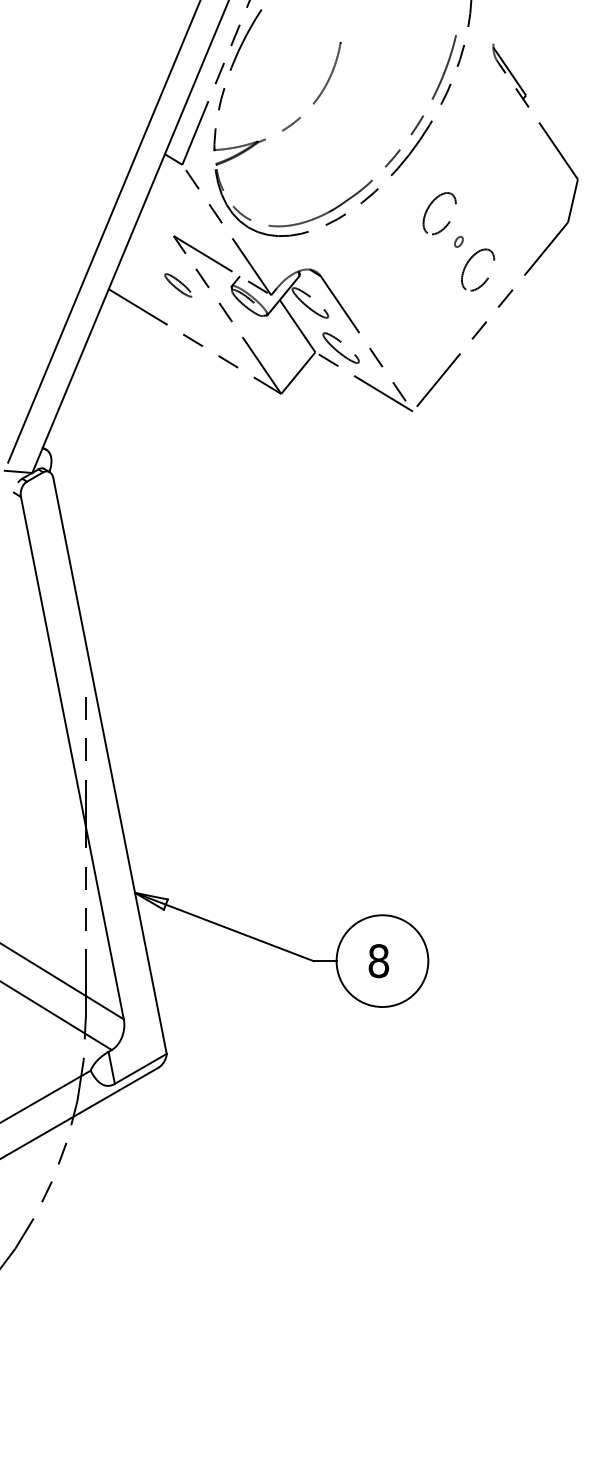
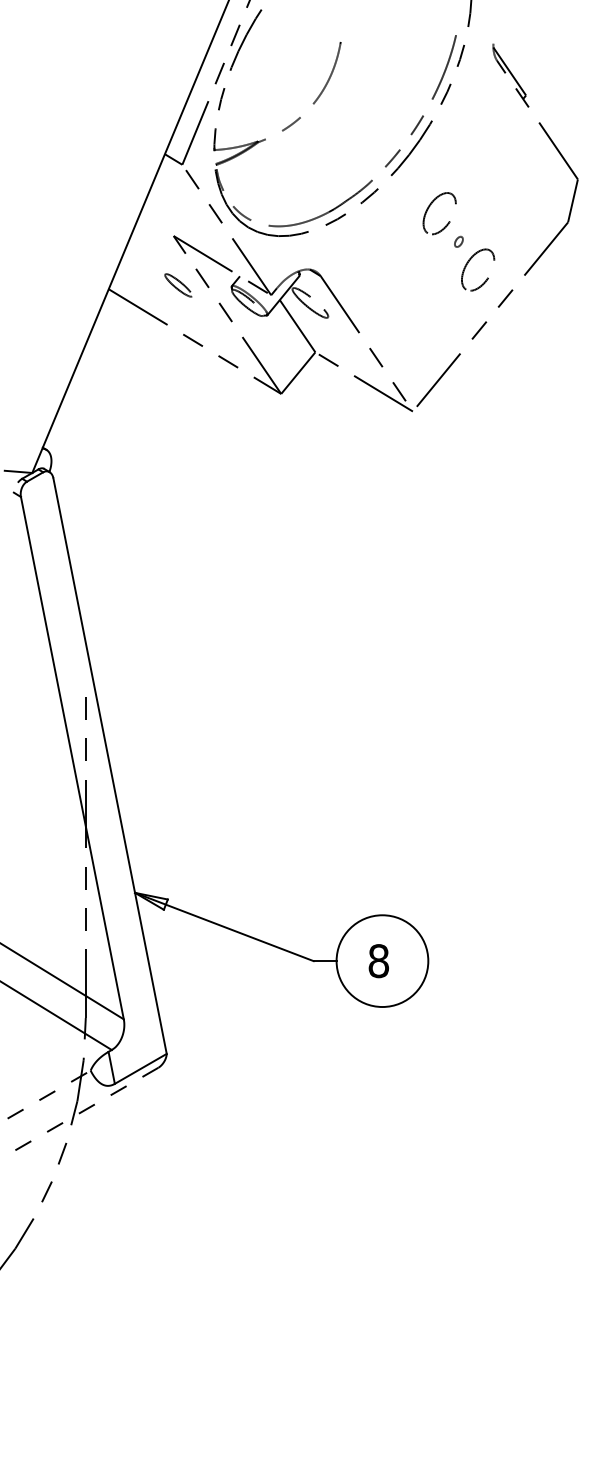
line: present -> none (103, 232)
part: present -> none (340, 347)
line: solid -> dashed (45, 1096)
line: solid -> dashed (78, 1113)
